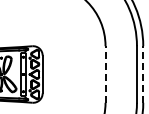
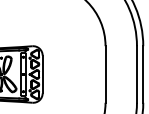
line: dashed -> solid (105, 74)
line: dashed -> solid (143, 74)
